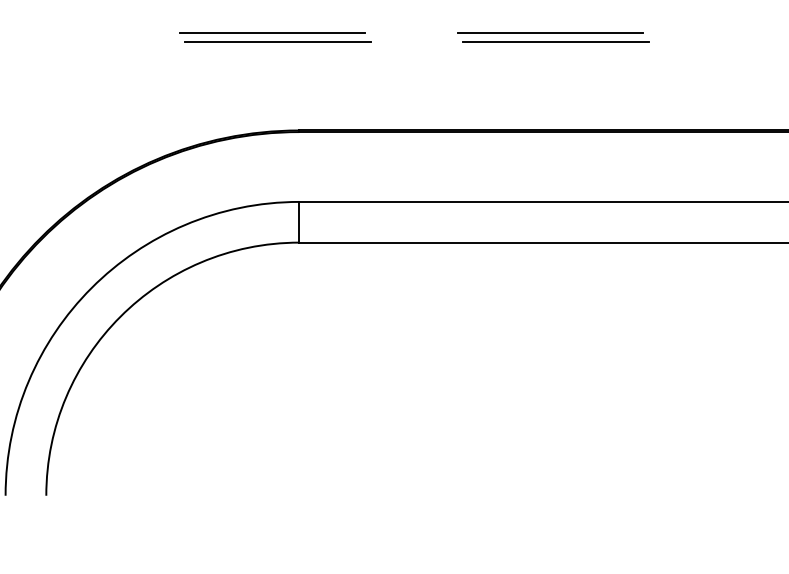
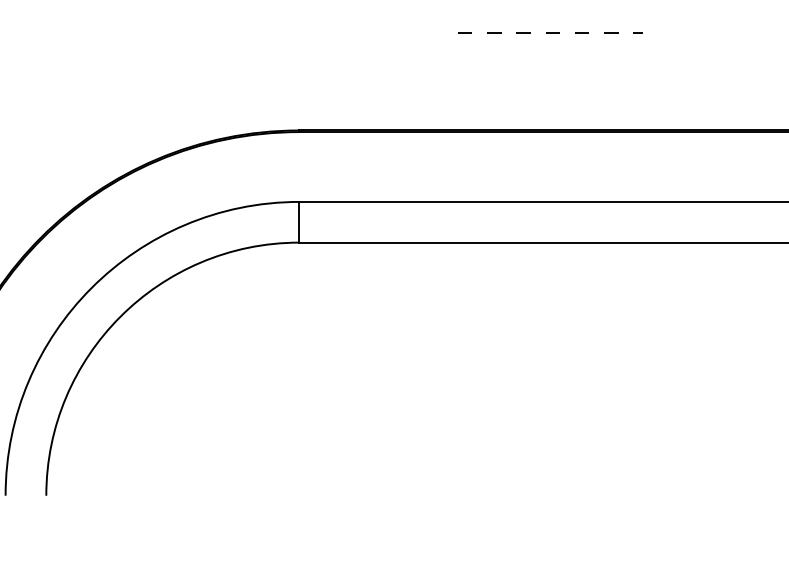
line: present -> none (272, 32)
line: solid -> dashed (550, 32)
line: present -> none (277, 41)
line: present -> none (555, 41)
